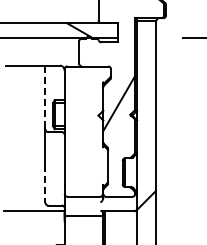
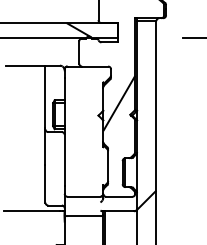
line: dashed -> solid (45, 96)
line: dashed -> solid (45, 183)
